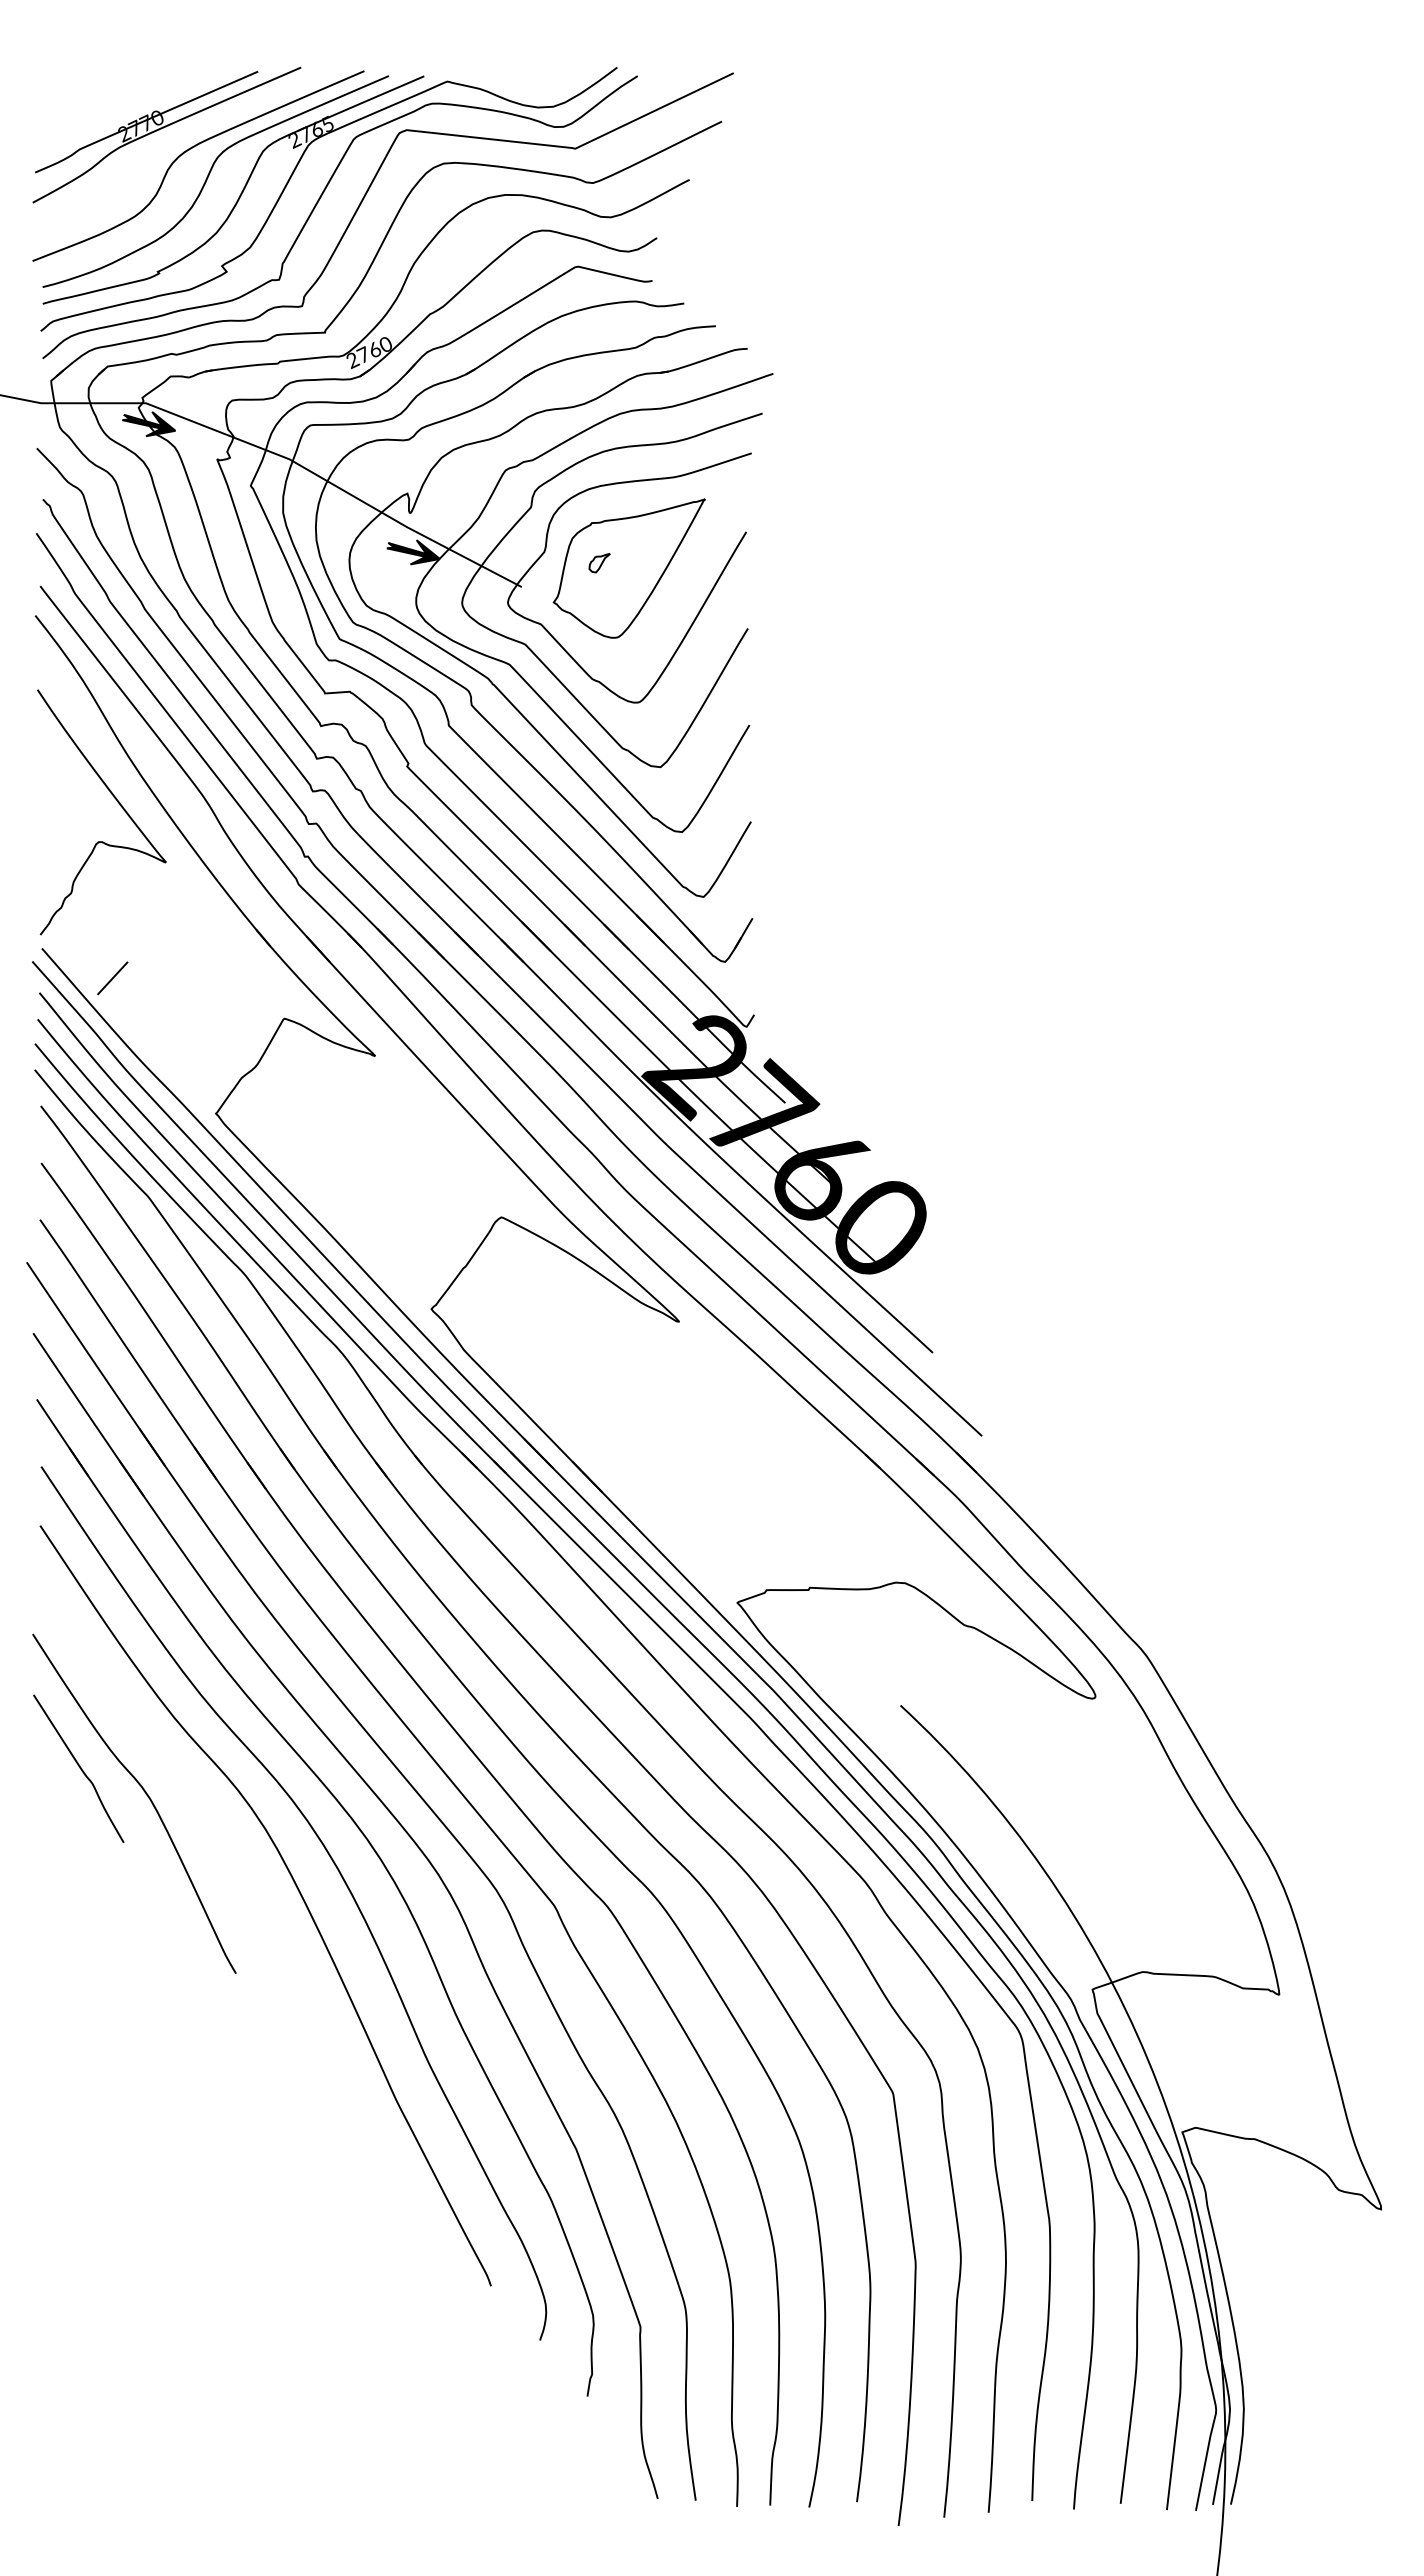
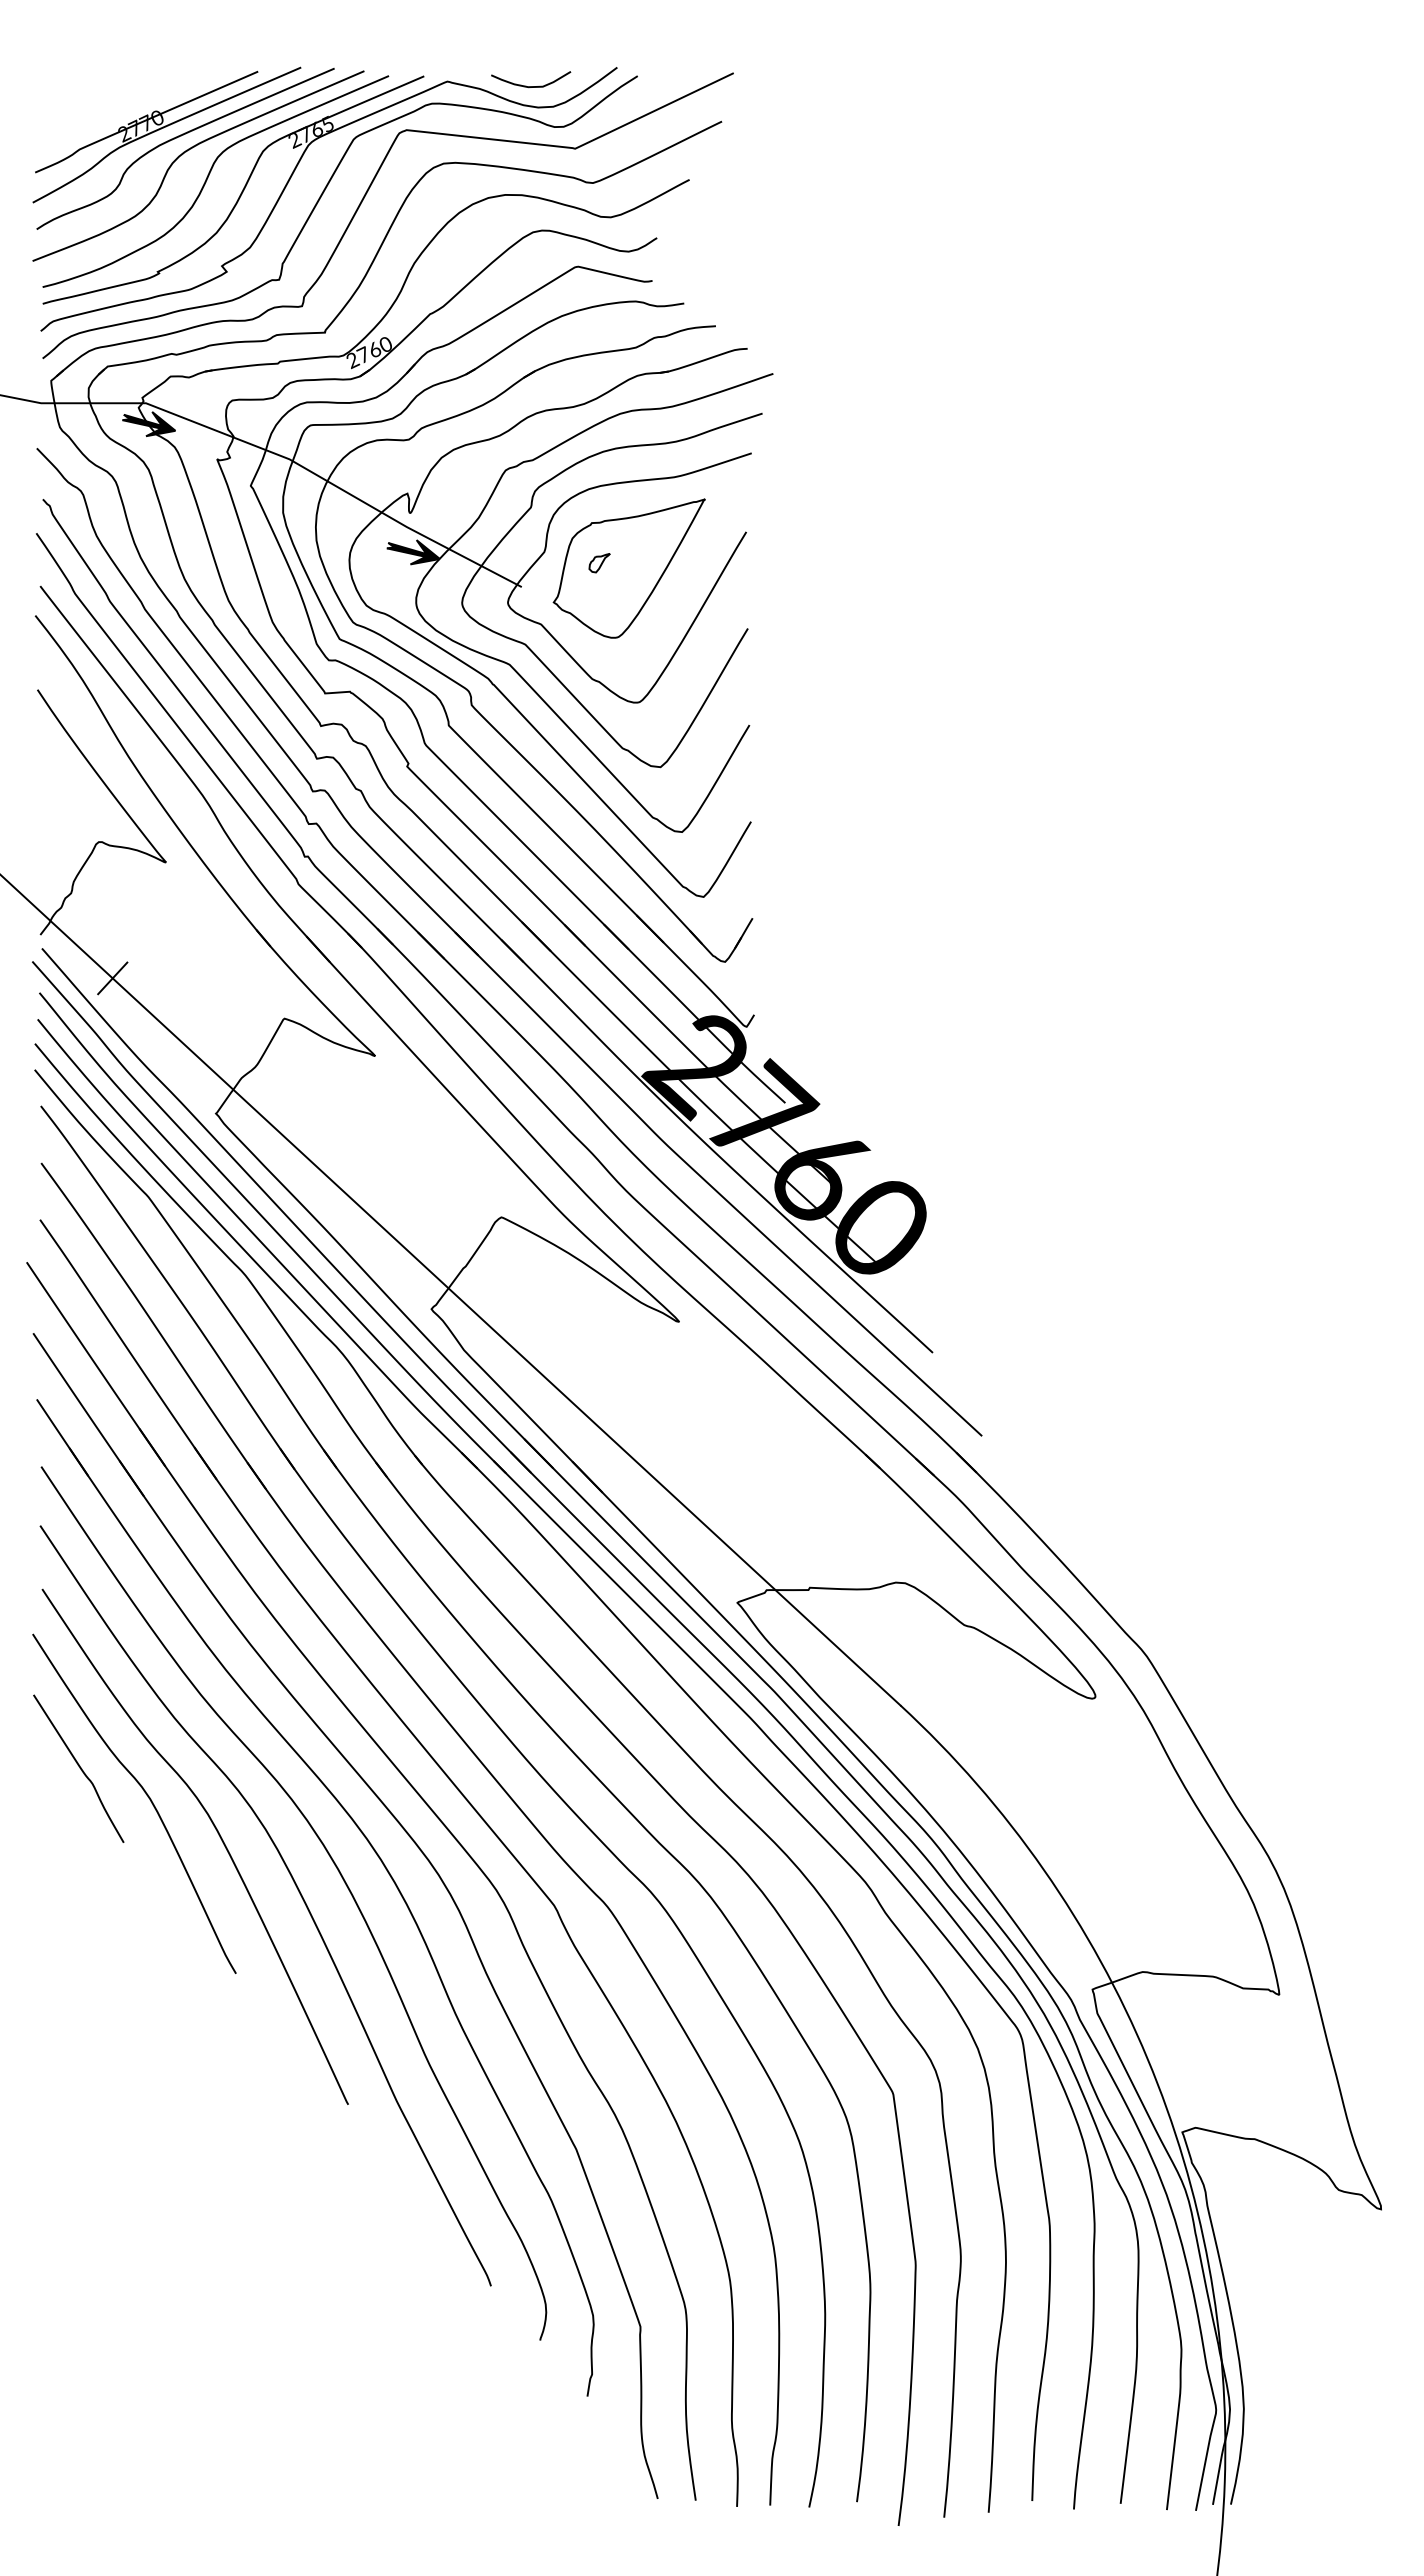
curve: none -> present (531, 86)
curve: none -> present (179, 137)
line: none -> present (451, 1290)
curve: none -> present (218, 1835)
